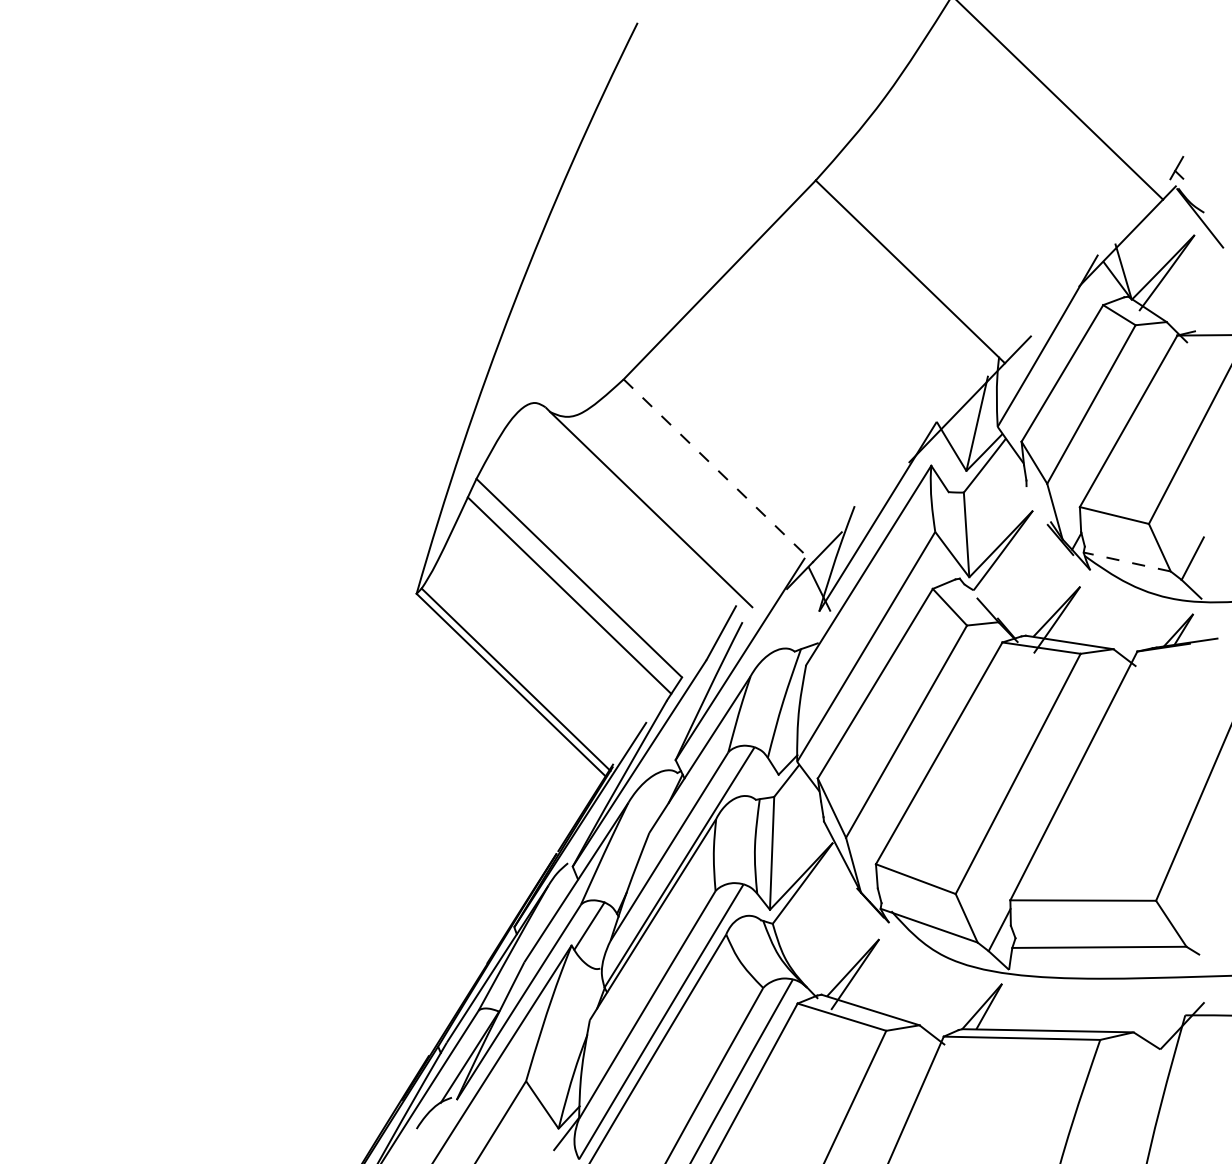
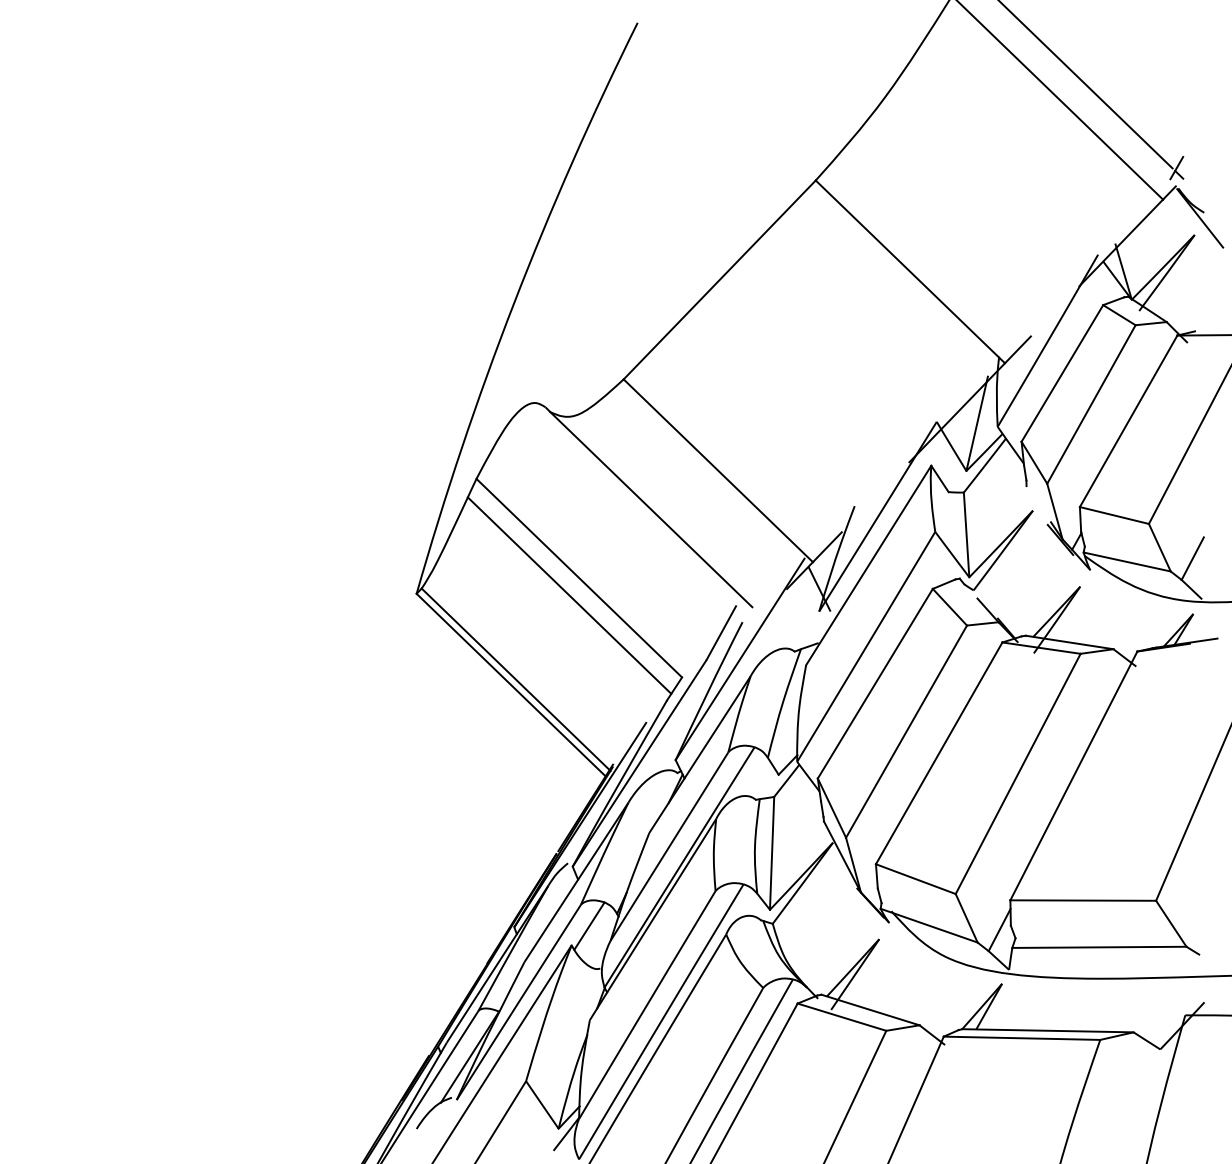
line: none -> present (1086, 85)
line: dashed -> solid (718, 470)
line: dashed -> solid (1127, 562)
